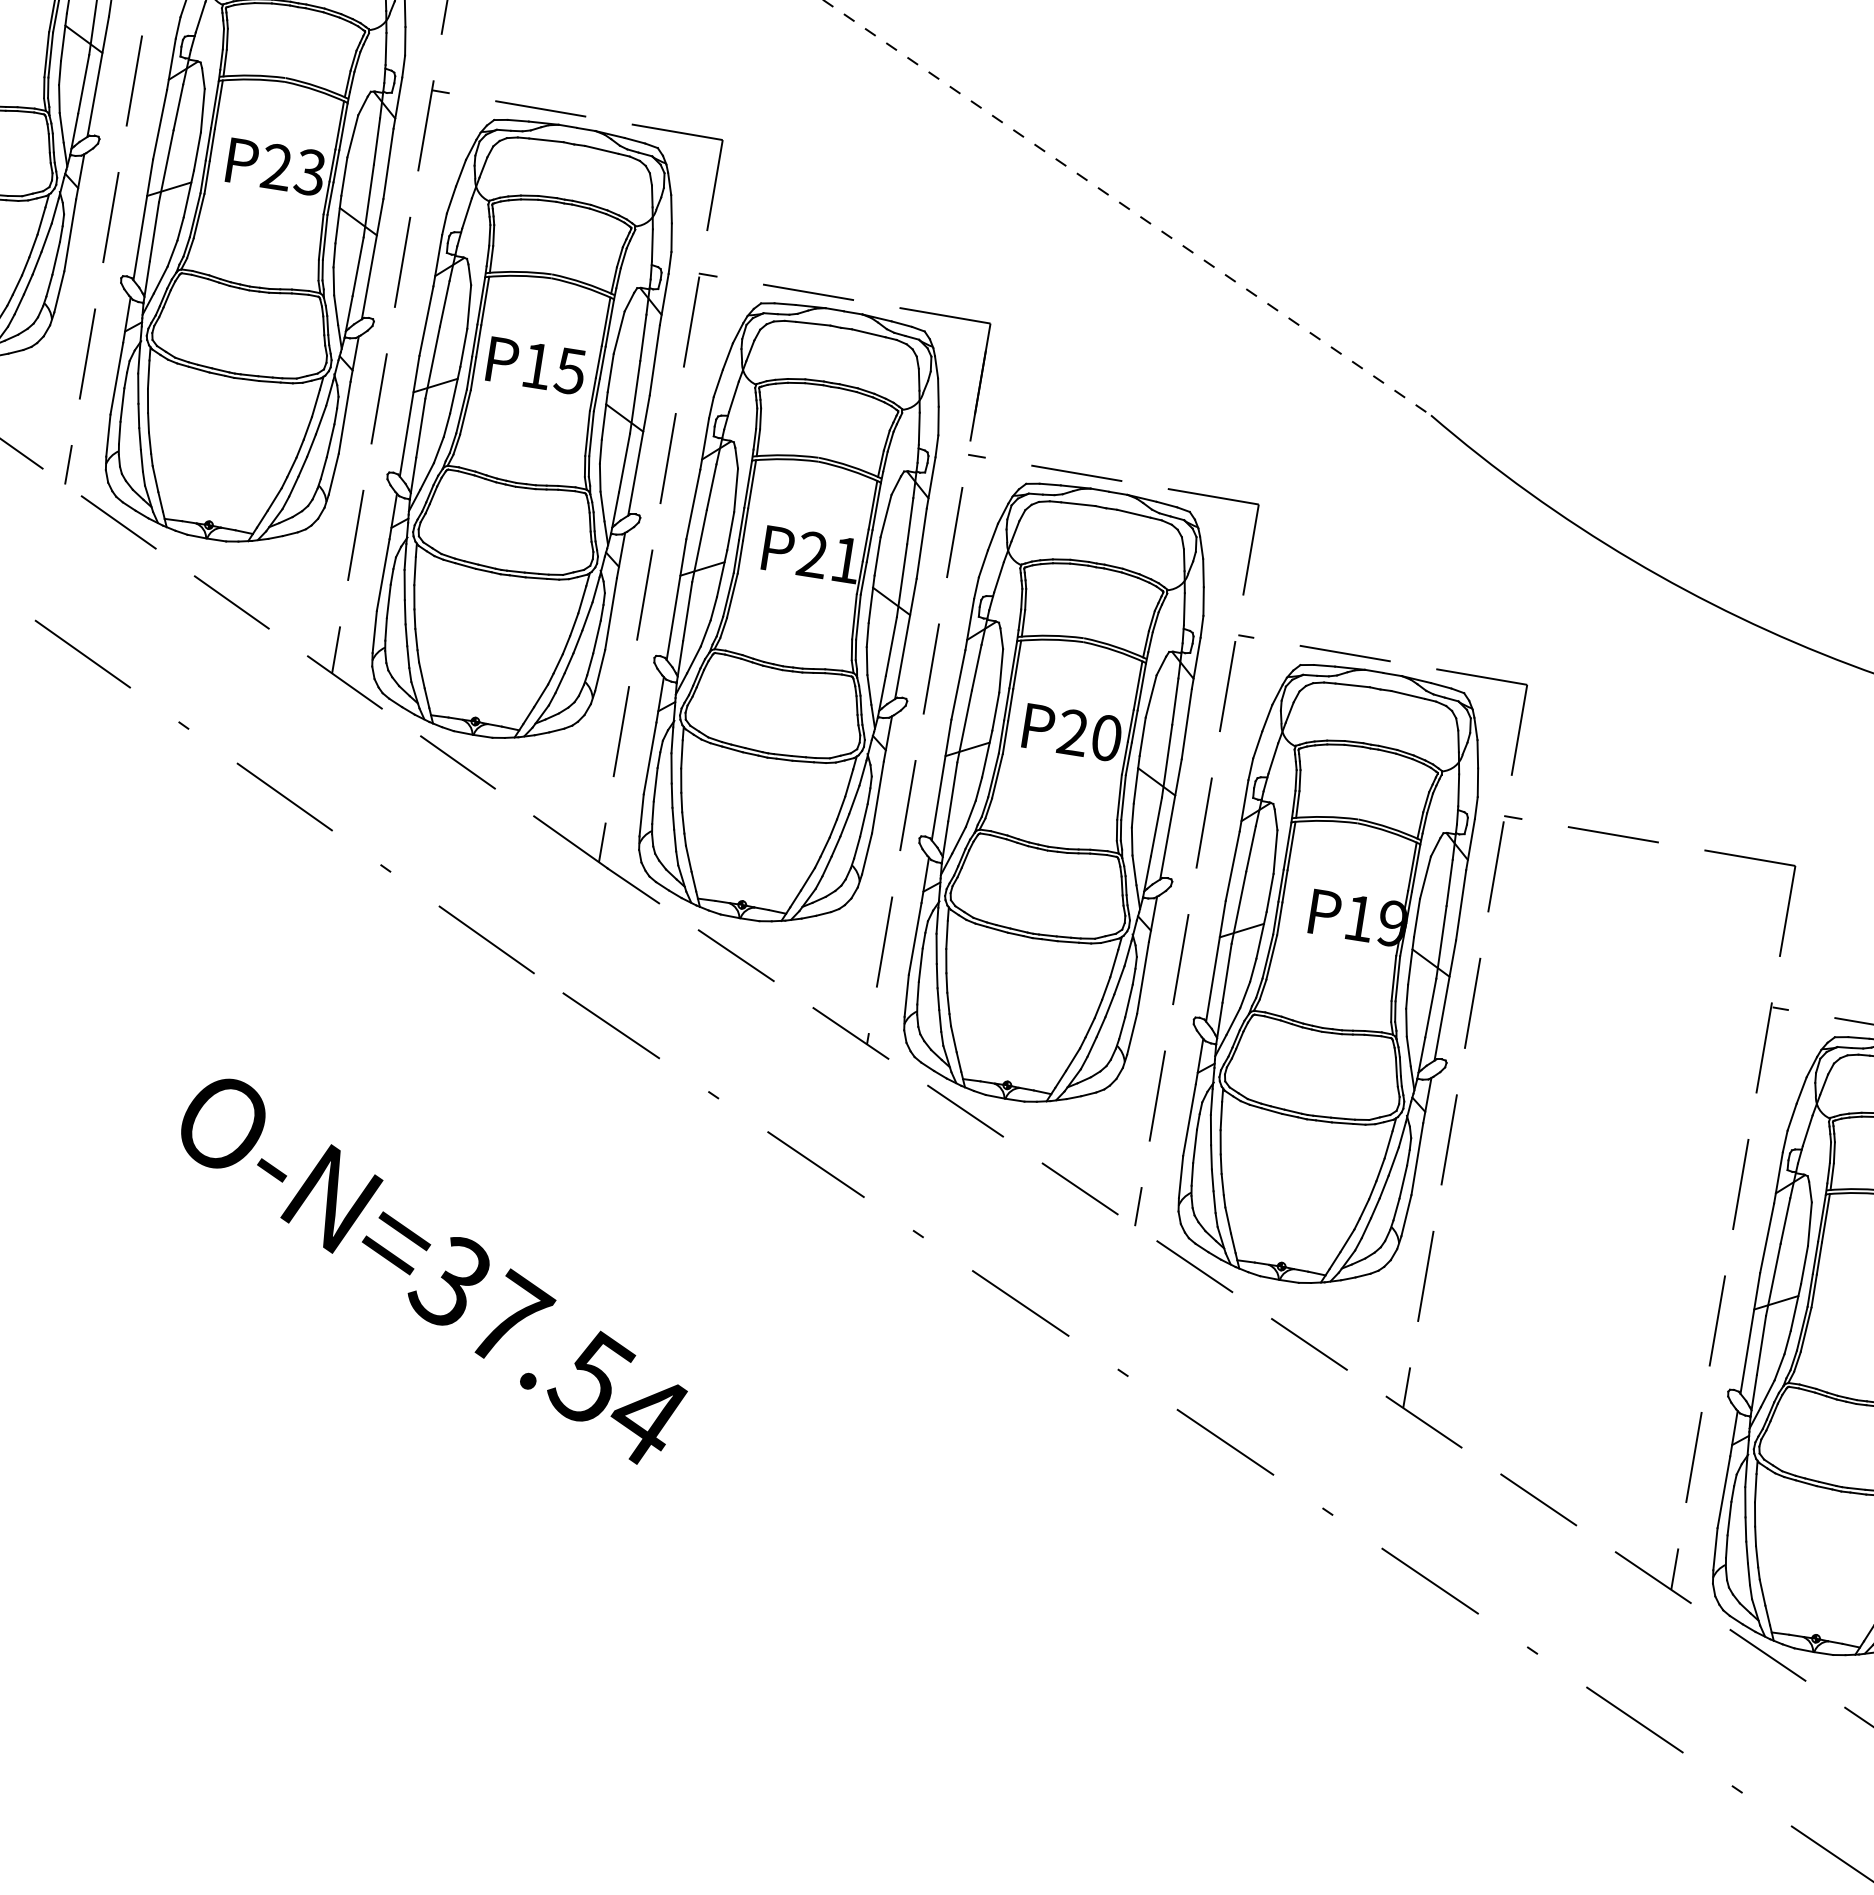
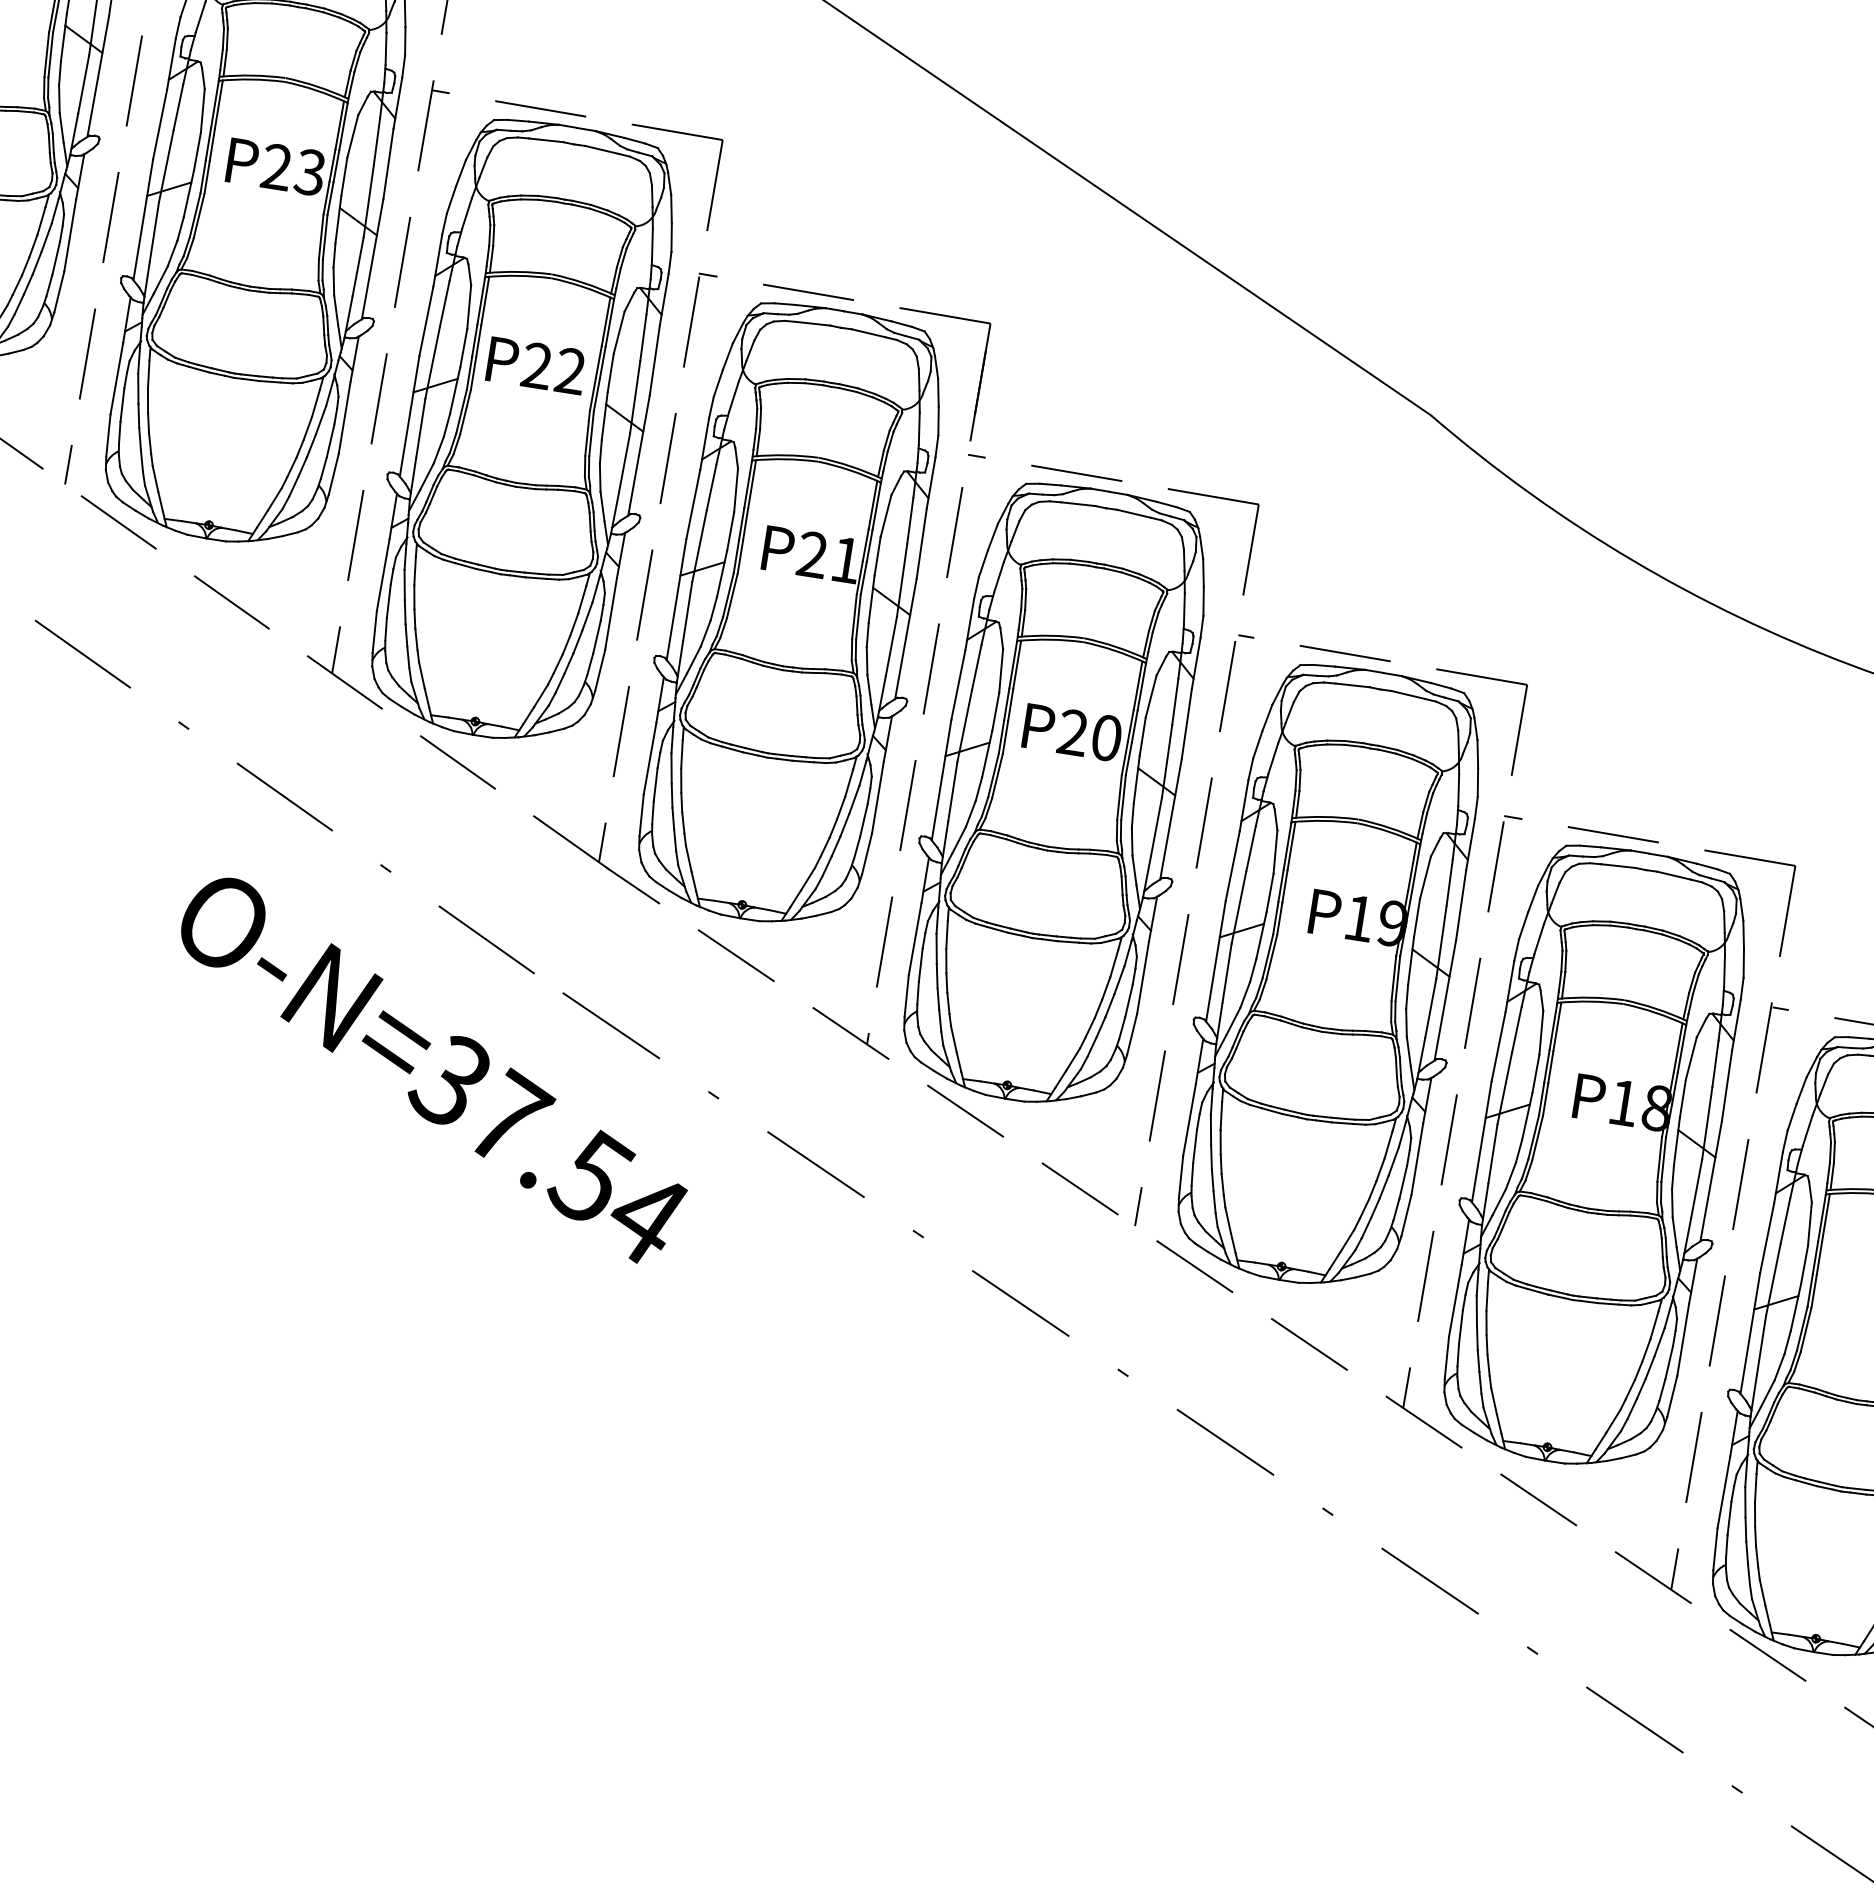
line: dashed -> solid (1127, 207)
text: P15 -> P22 (552, 368)
part: none -> present (1593, 1154)
text position: (434, 1271) -> (434, 1070) (434, 1070)
